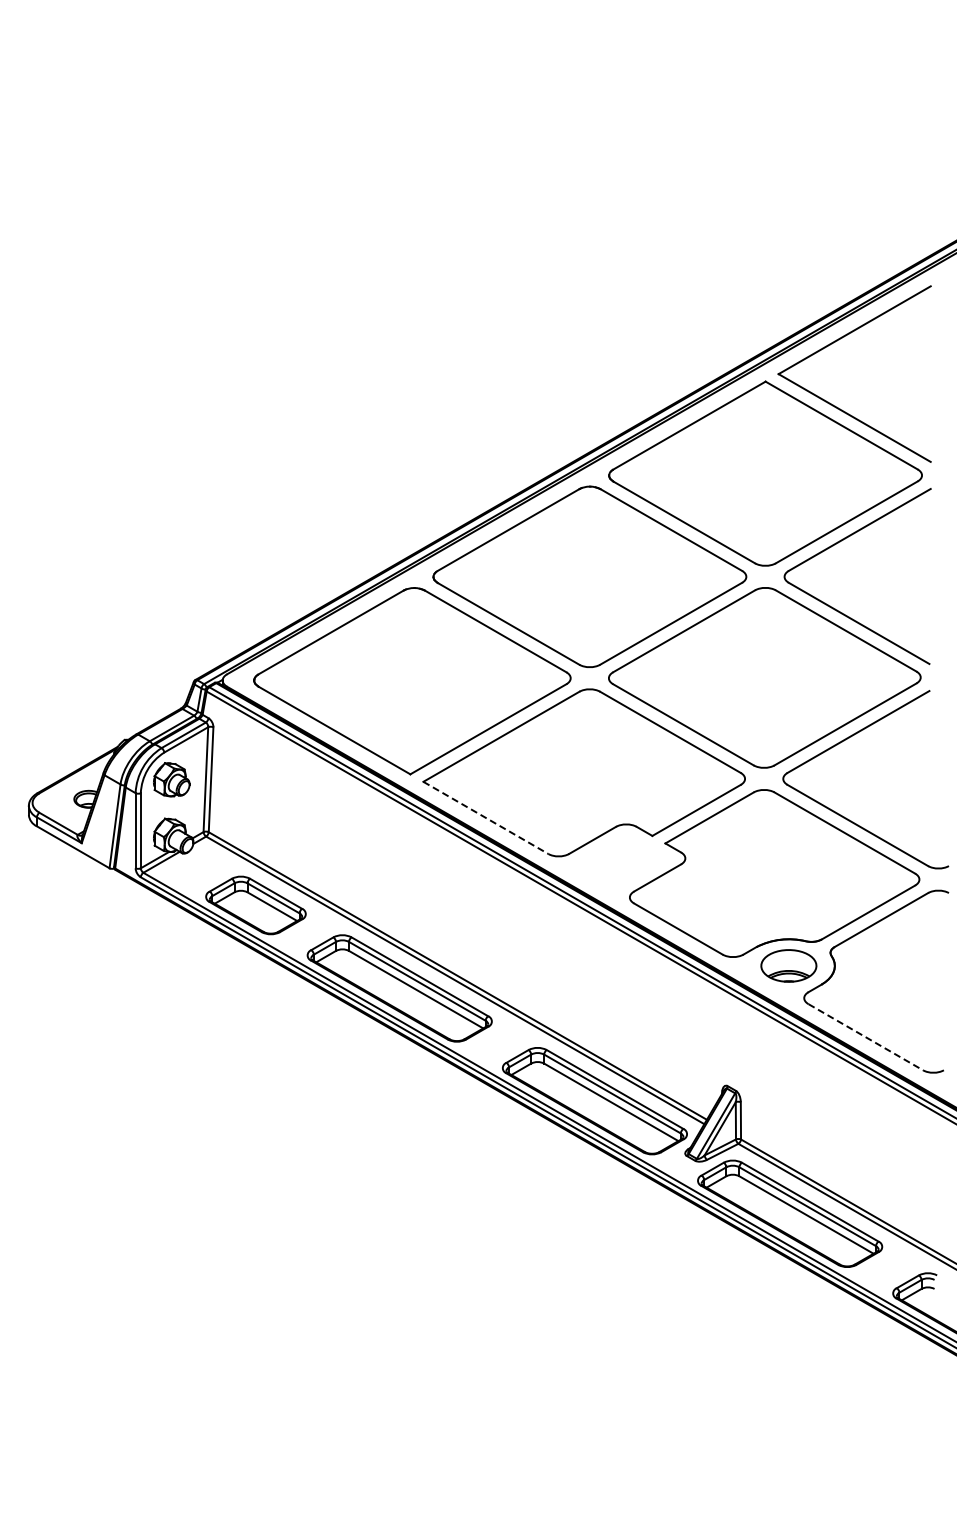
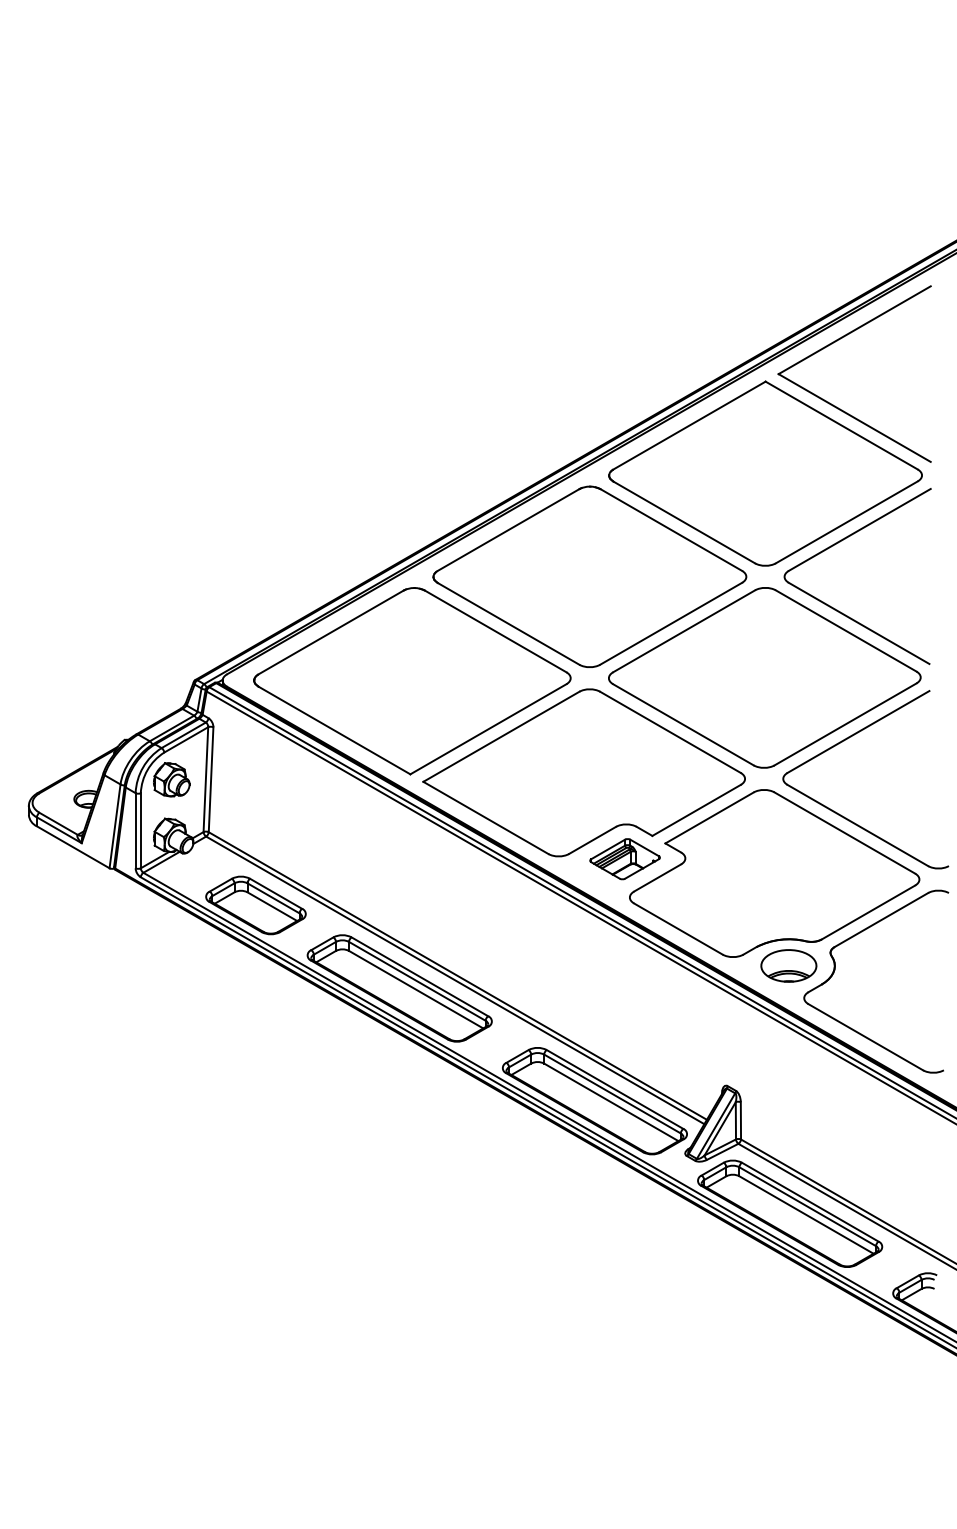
line: dashed -> solid (486, 818)
part: none -> present (624, 859)
line: dashed -> solid (866, 1037)
